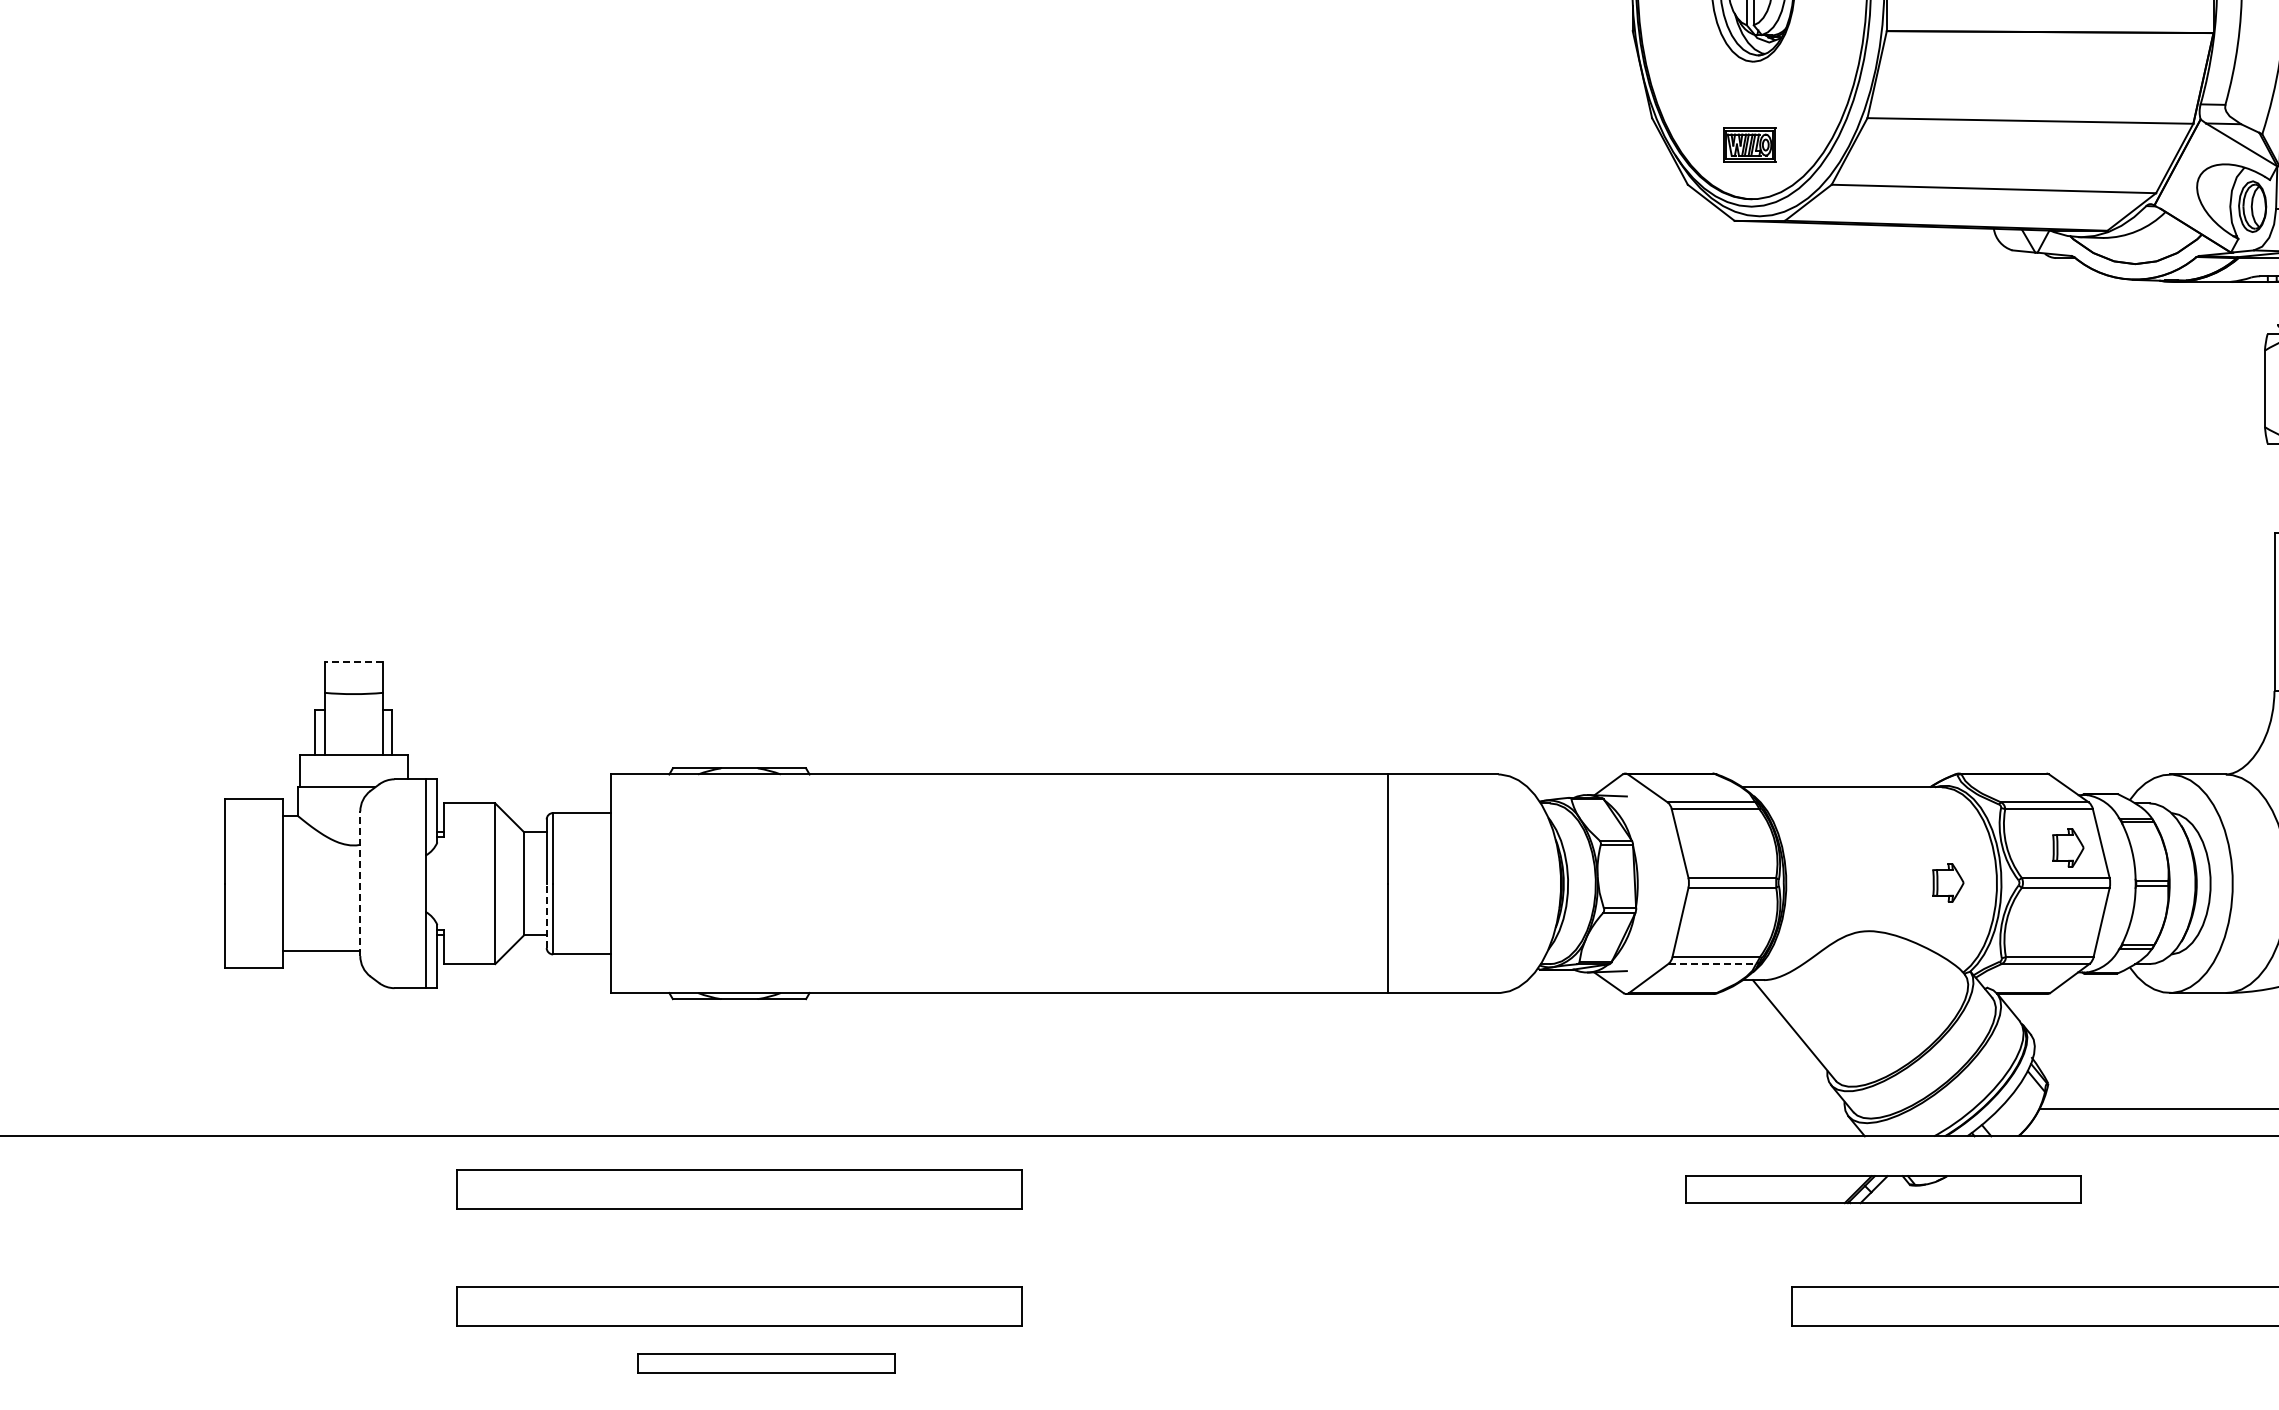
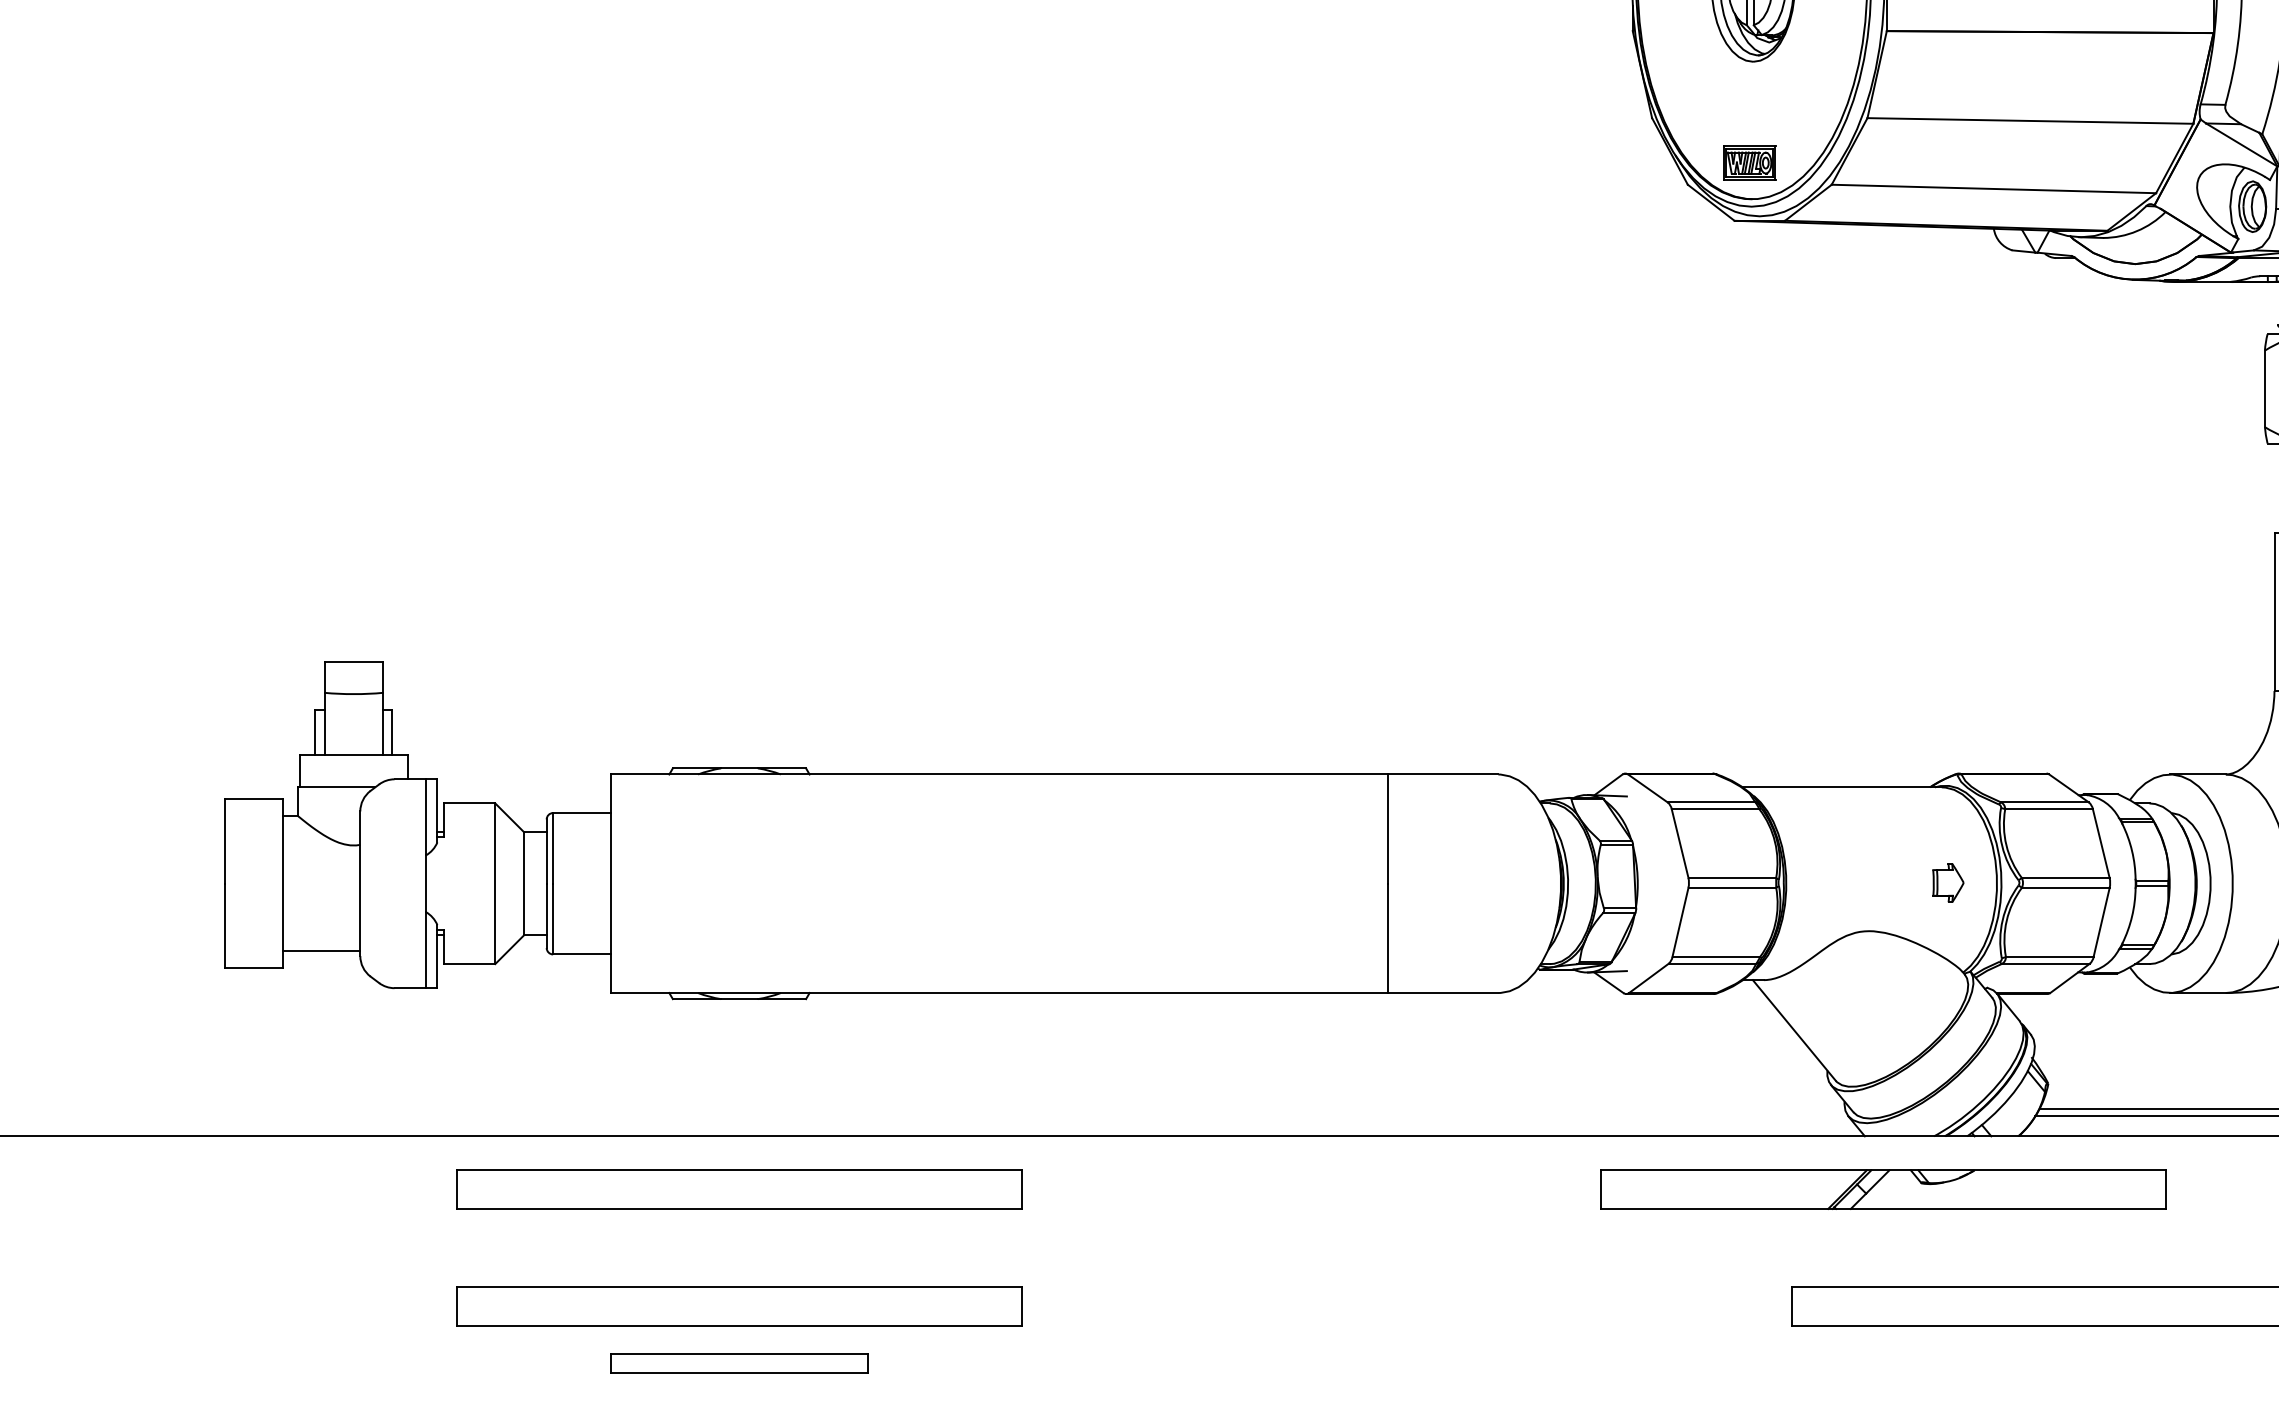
part position: (1749, 144) -> (1749, 162) (1749, 162)
line: dashed -> solid (353, 662)
part: present -> none (2068, 847)
line: dashed -> solid (360, 883)
line: dashed -> solid (546, 915)
line: dashed -> solid (1712, 963)
line: none -> present (2154, 1116)
part size: 397x30 px -> 567x41 px (1883, 1189)
part position: (766, 1363) -> (739, 1363) (739, 1363)
